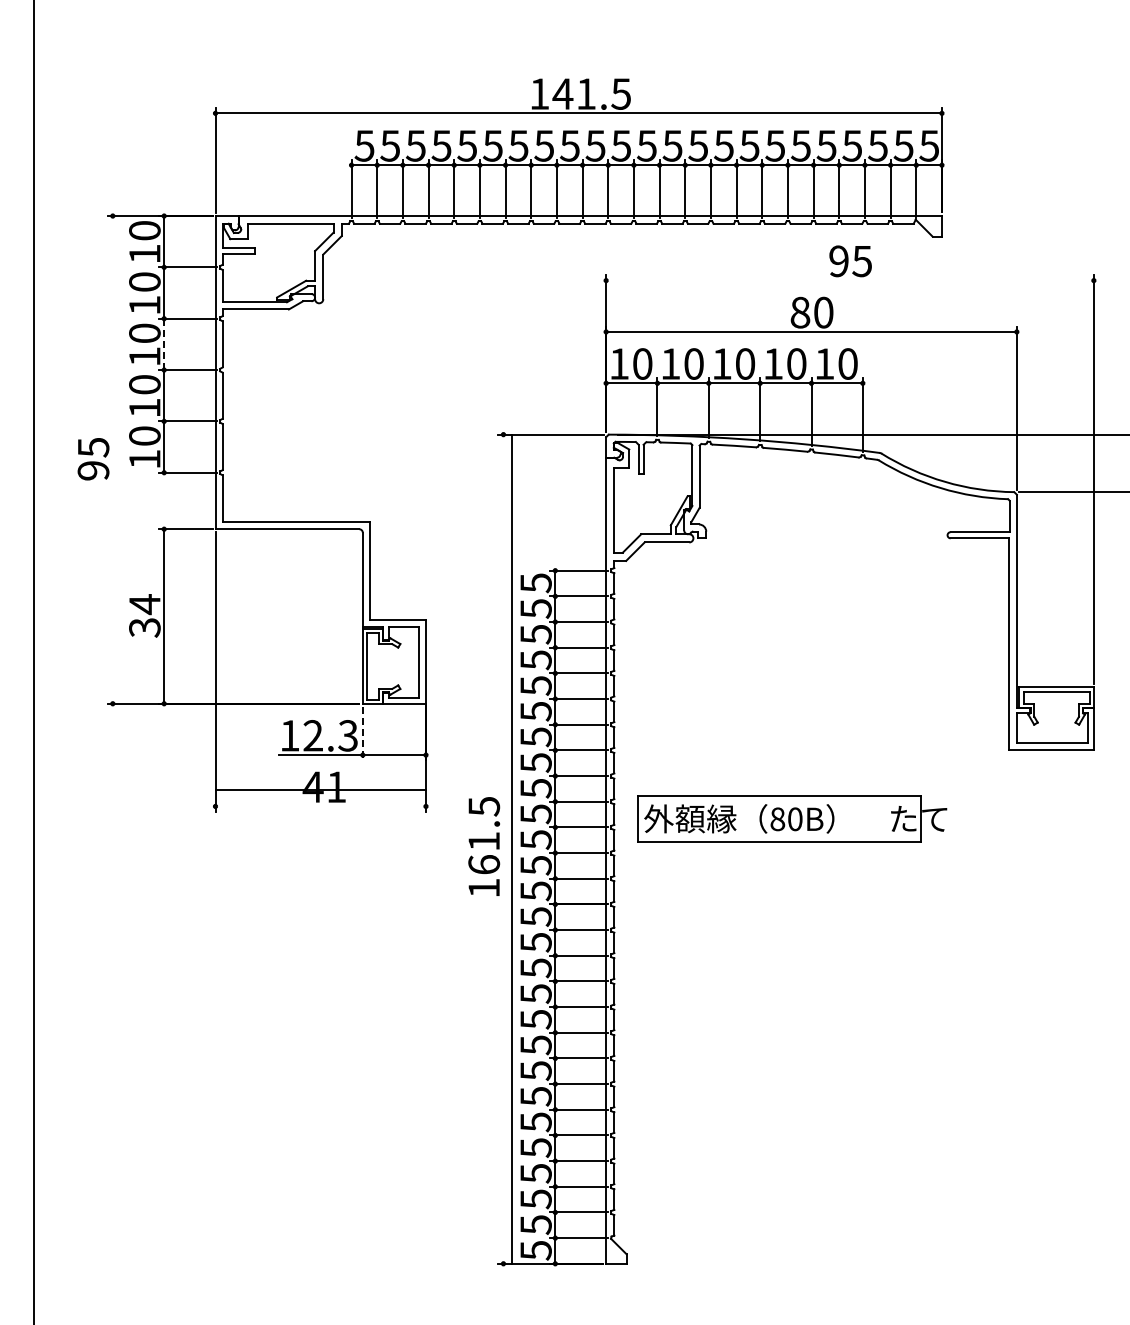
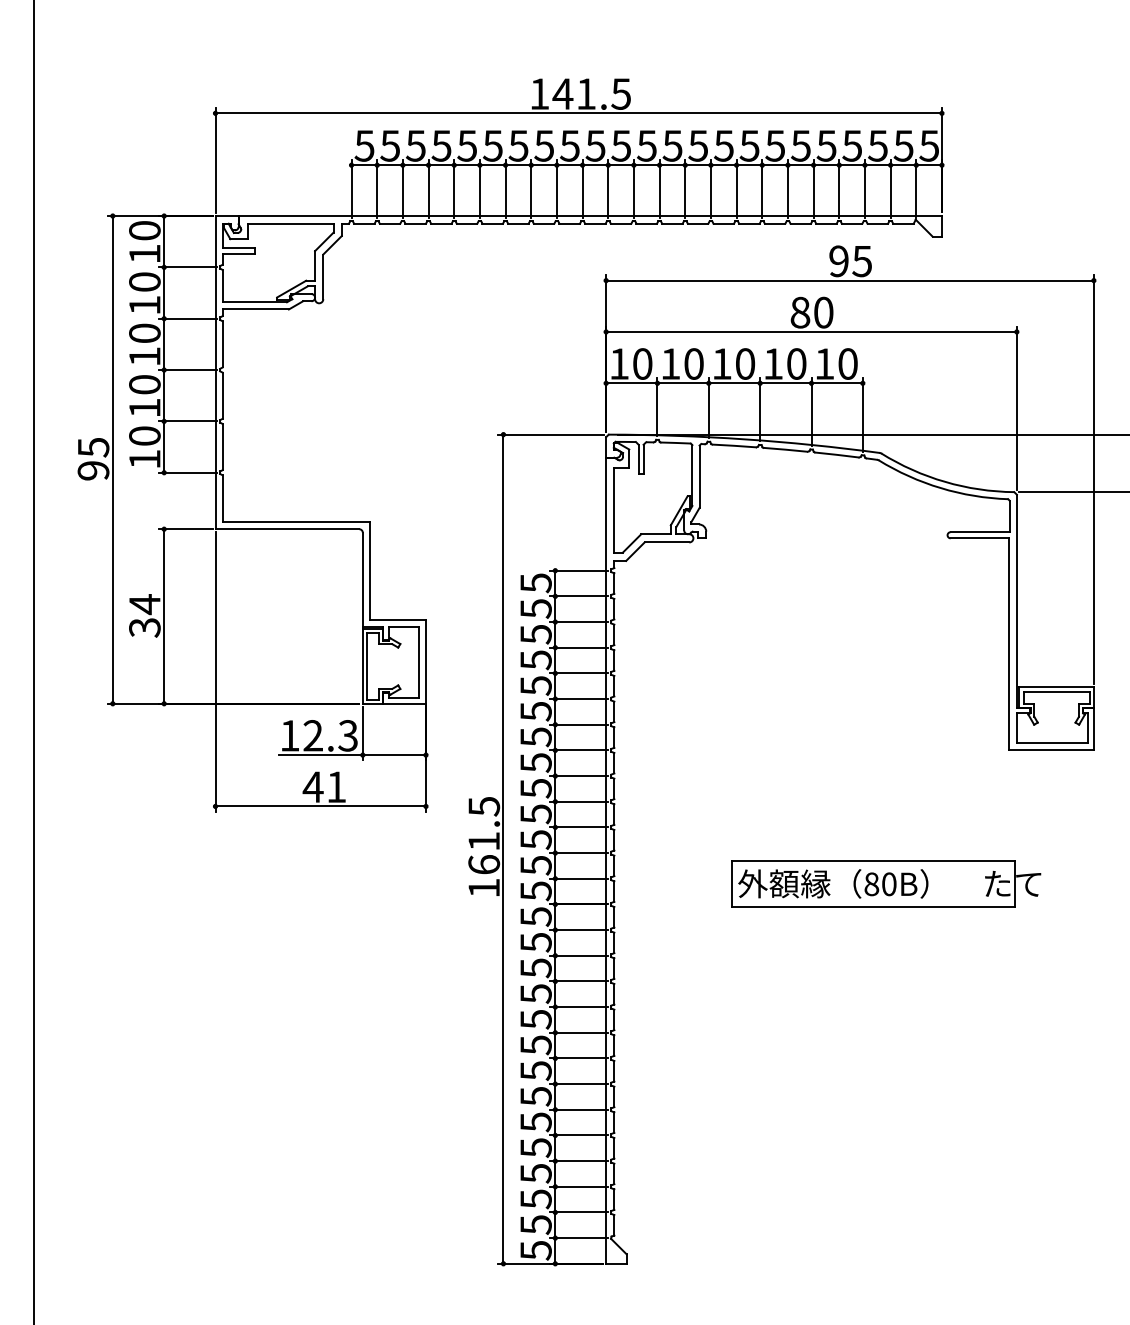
line: none -> present (849, 280)
line: dashed -> solid (164, 344)
line: none -> present (112, 459)
line: dashed -> solid (362, 734)
line position: (320, 790) -> (320, 806) (320, 806)
part position: (792, 818) -> (886, 883) (886, 883)
line position: (512, 848) -> (503, 848) (503, 848)
